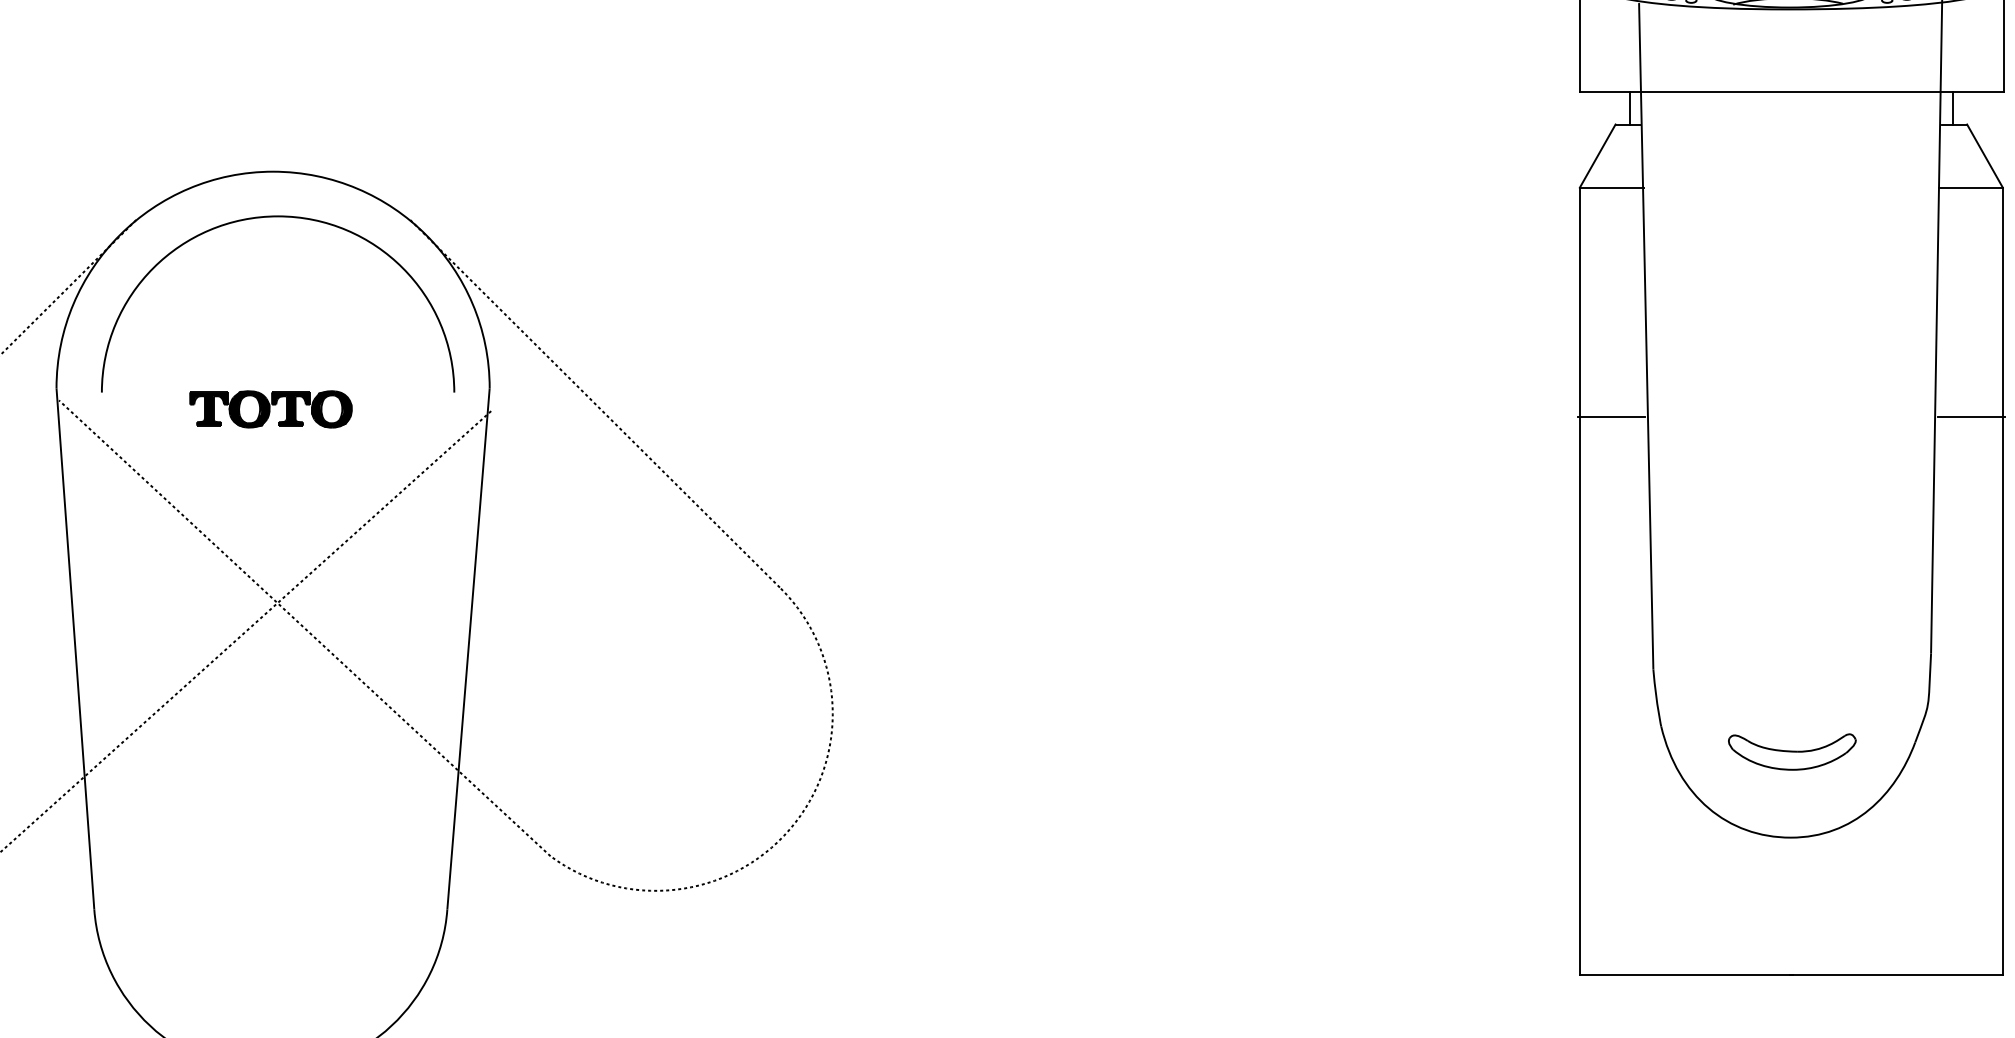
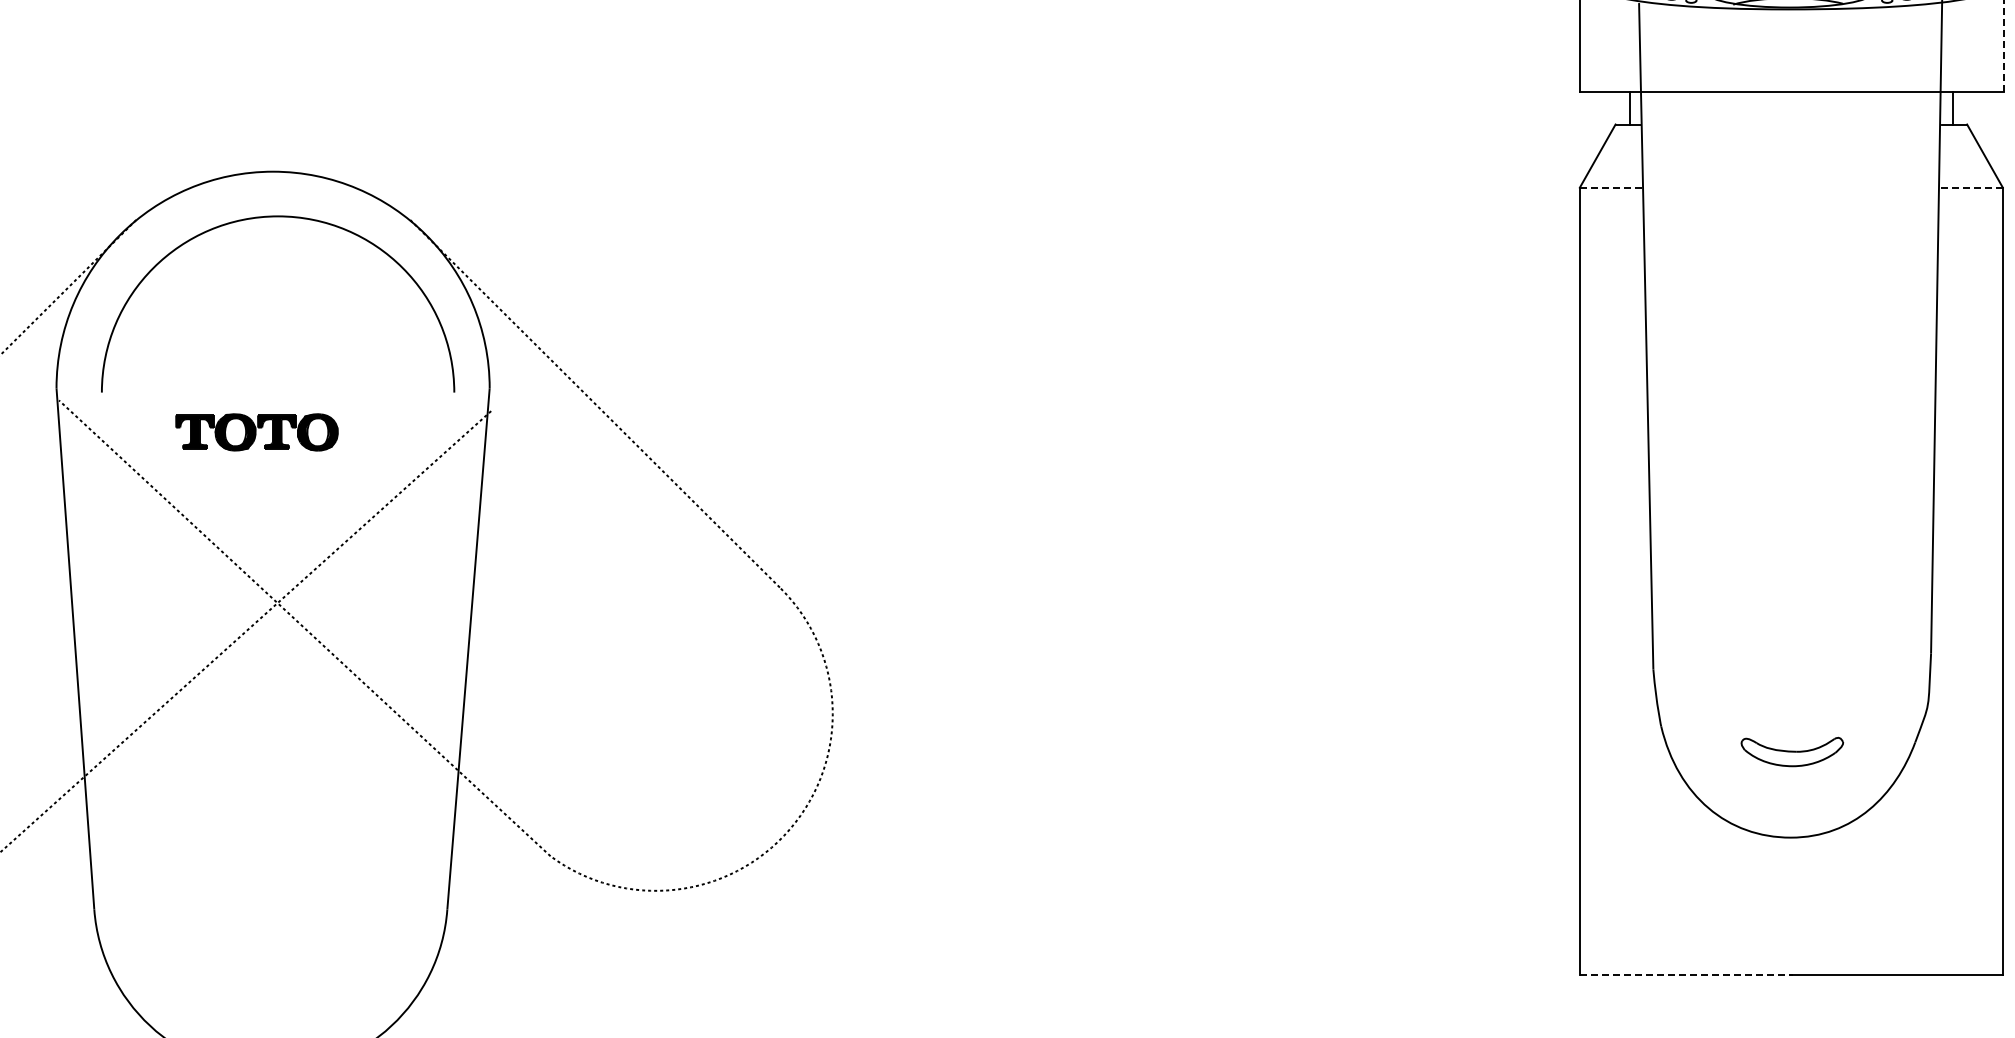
line: solid -> dashed (2003, 46)
line: solid -> dashed (1612, 187)
line: solid -> dashed (1970, 187)
part position: (270, 409) -> (256, 432) (256, 432)
line: present -> none (1611, 417)
line: present -> none (1970, 417)
part size: 129x38 px -> 105x32 px (1792, 751)
line: solid -> dashed (1686, 974)
